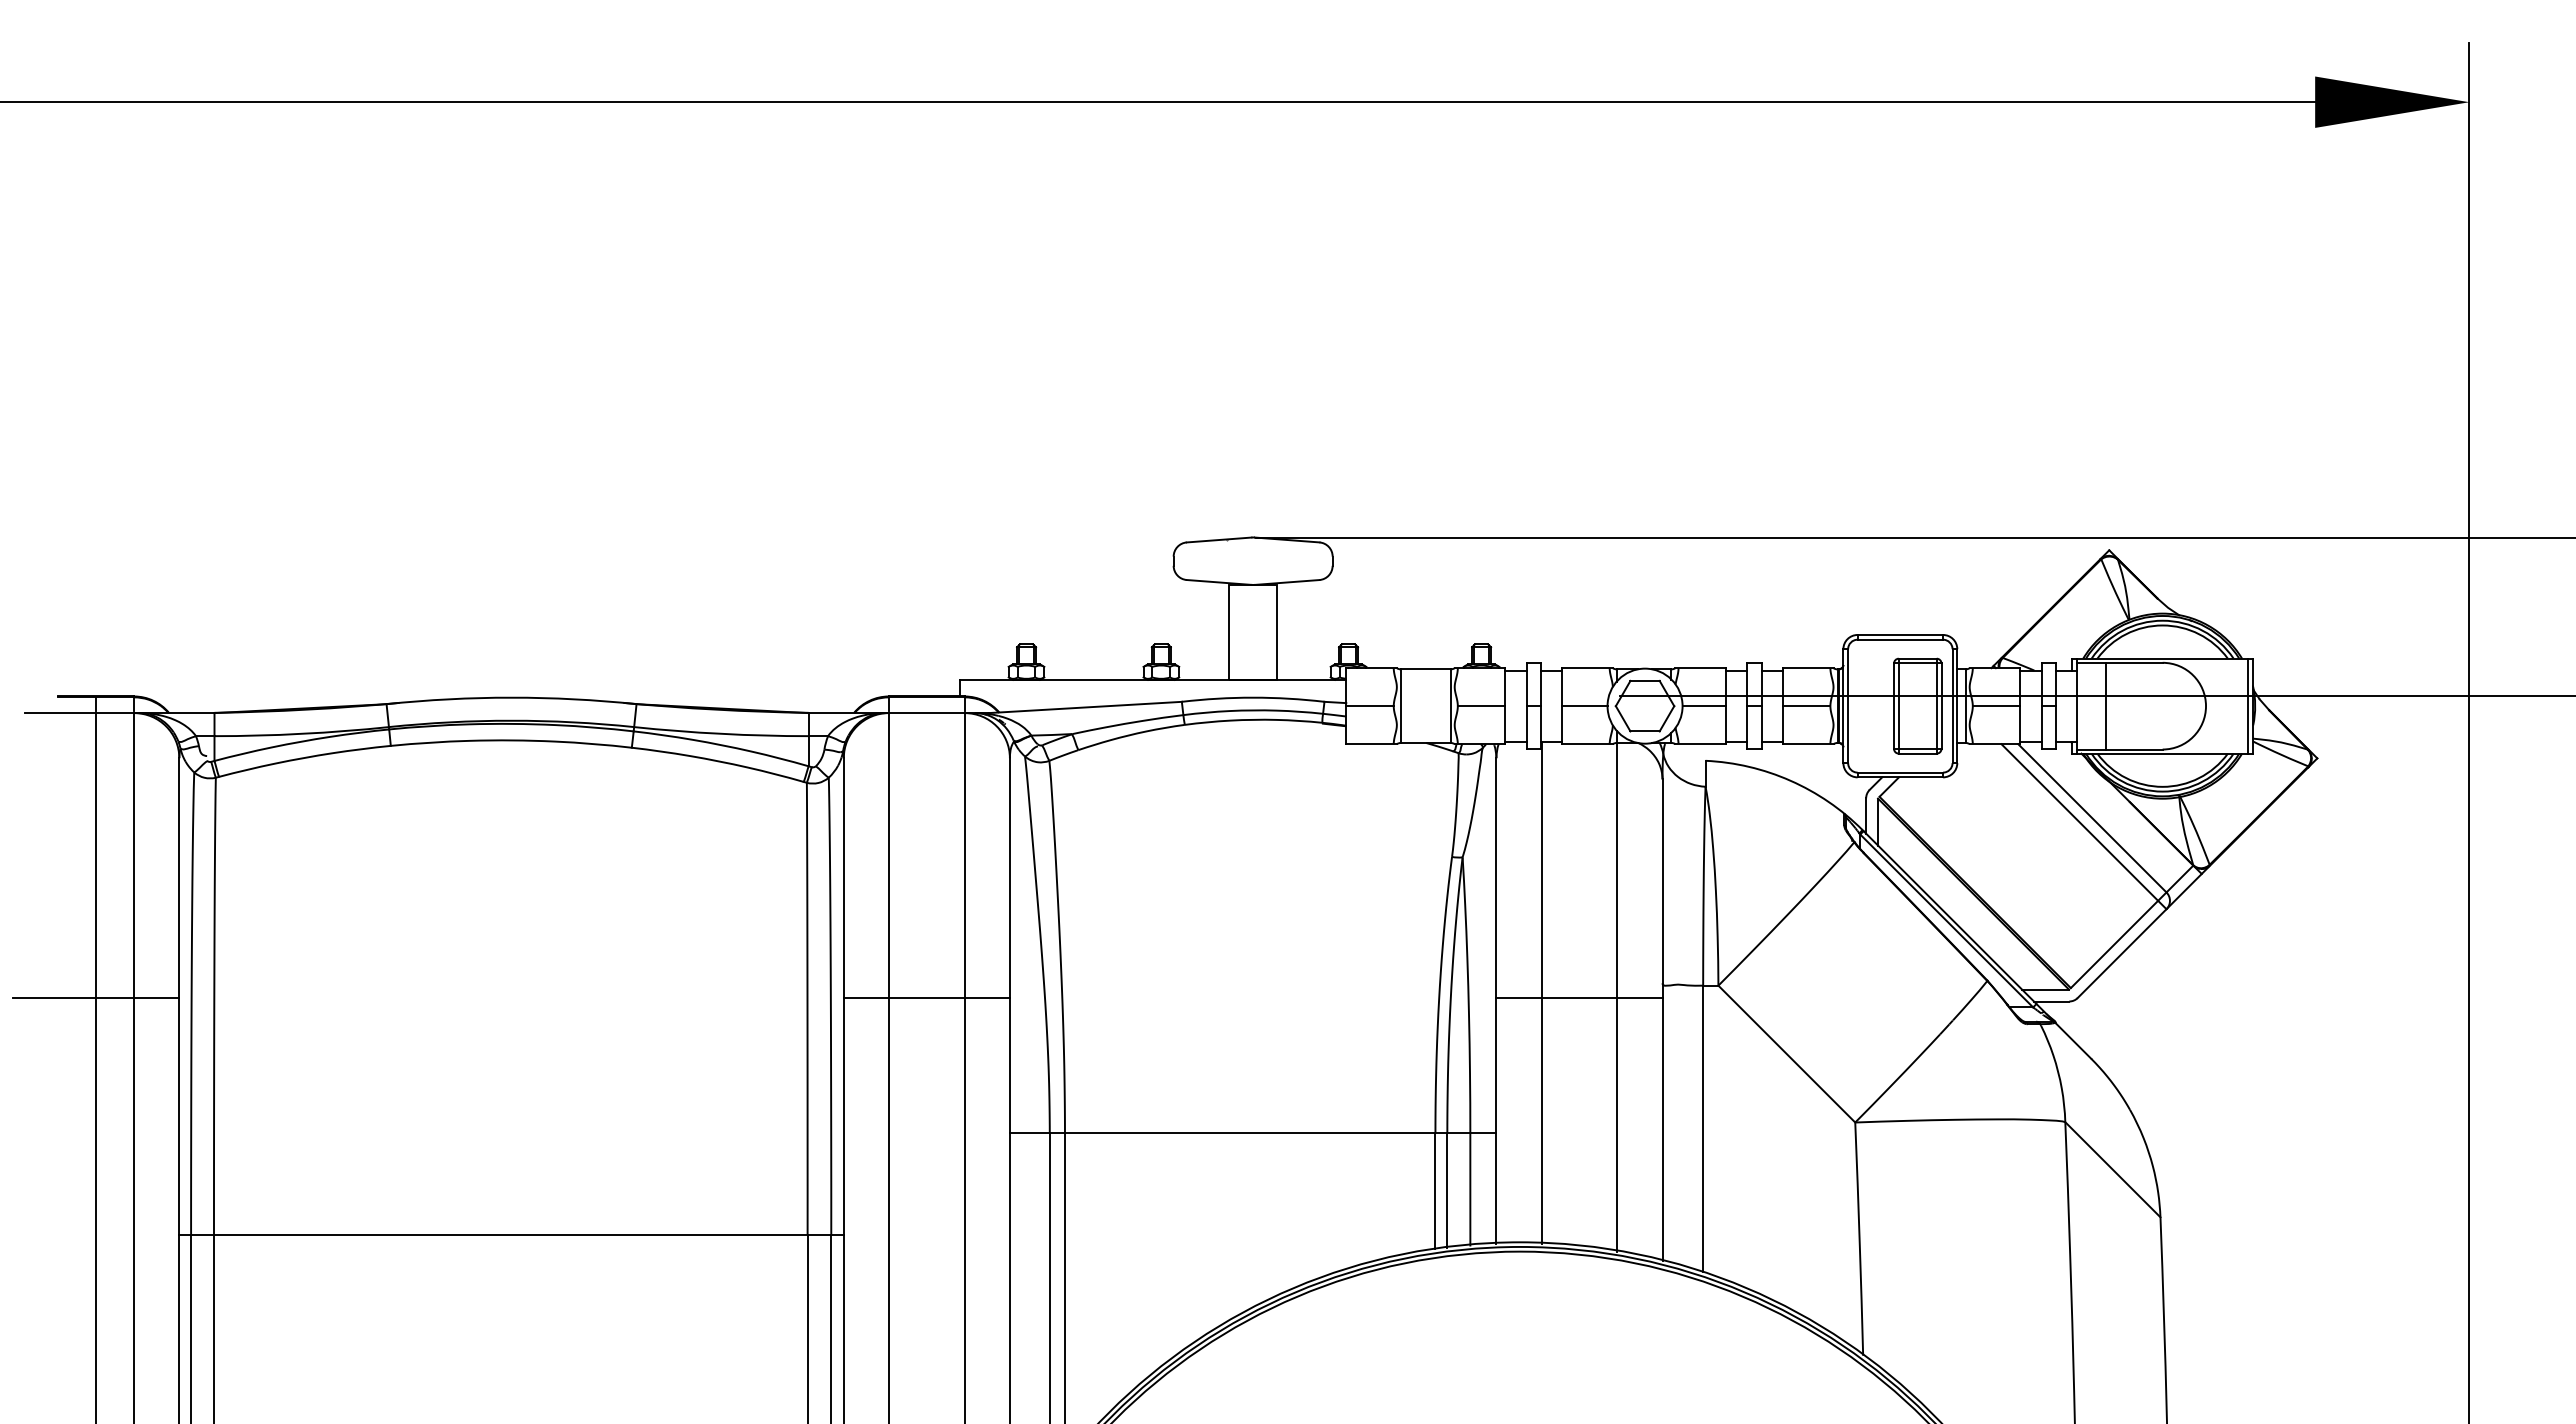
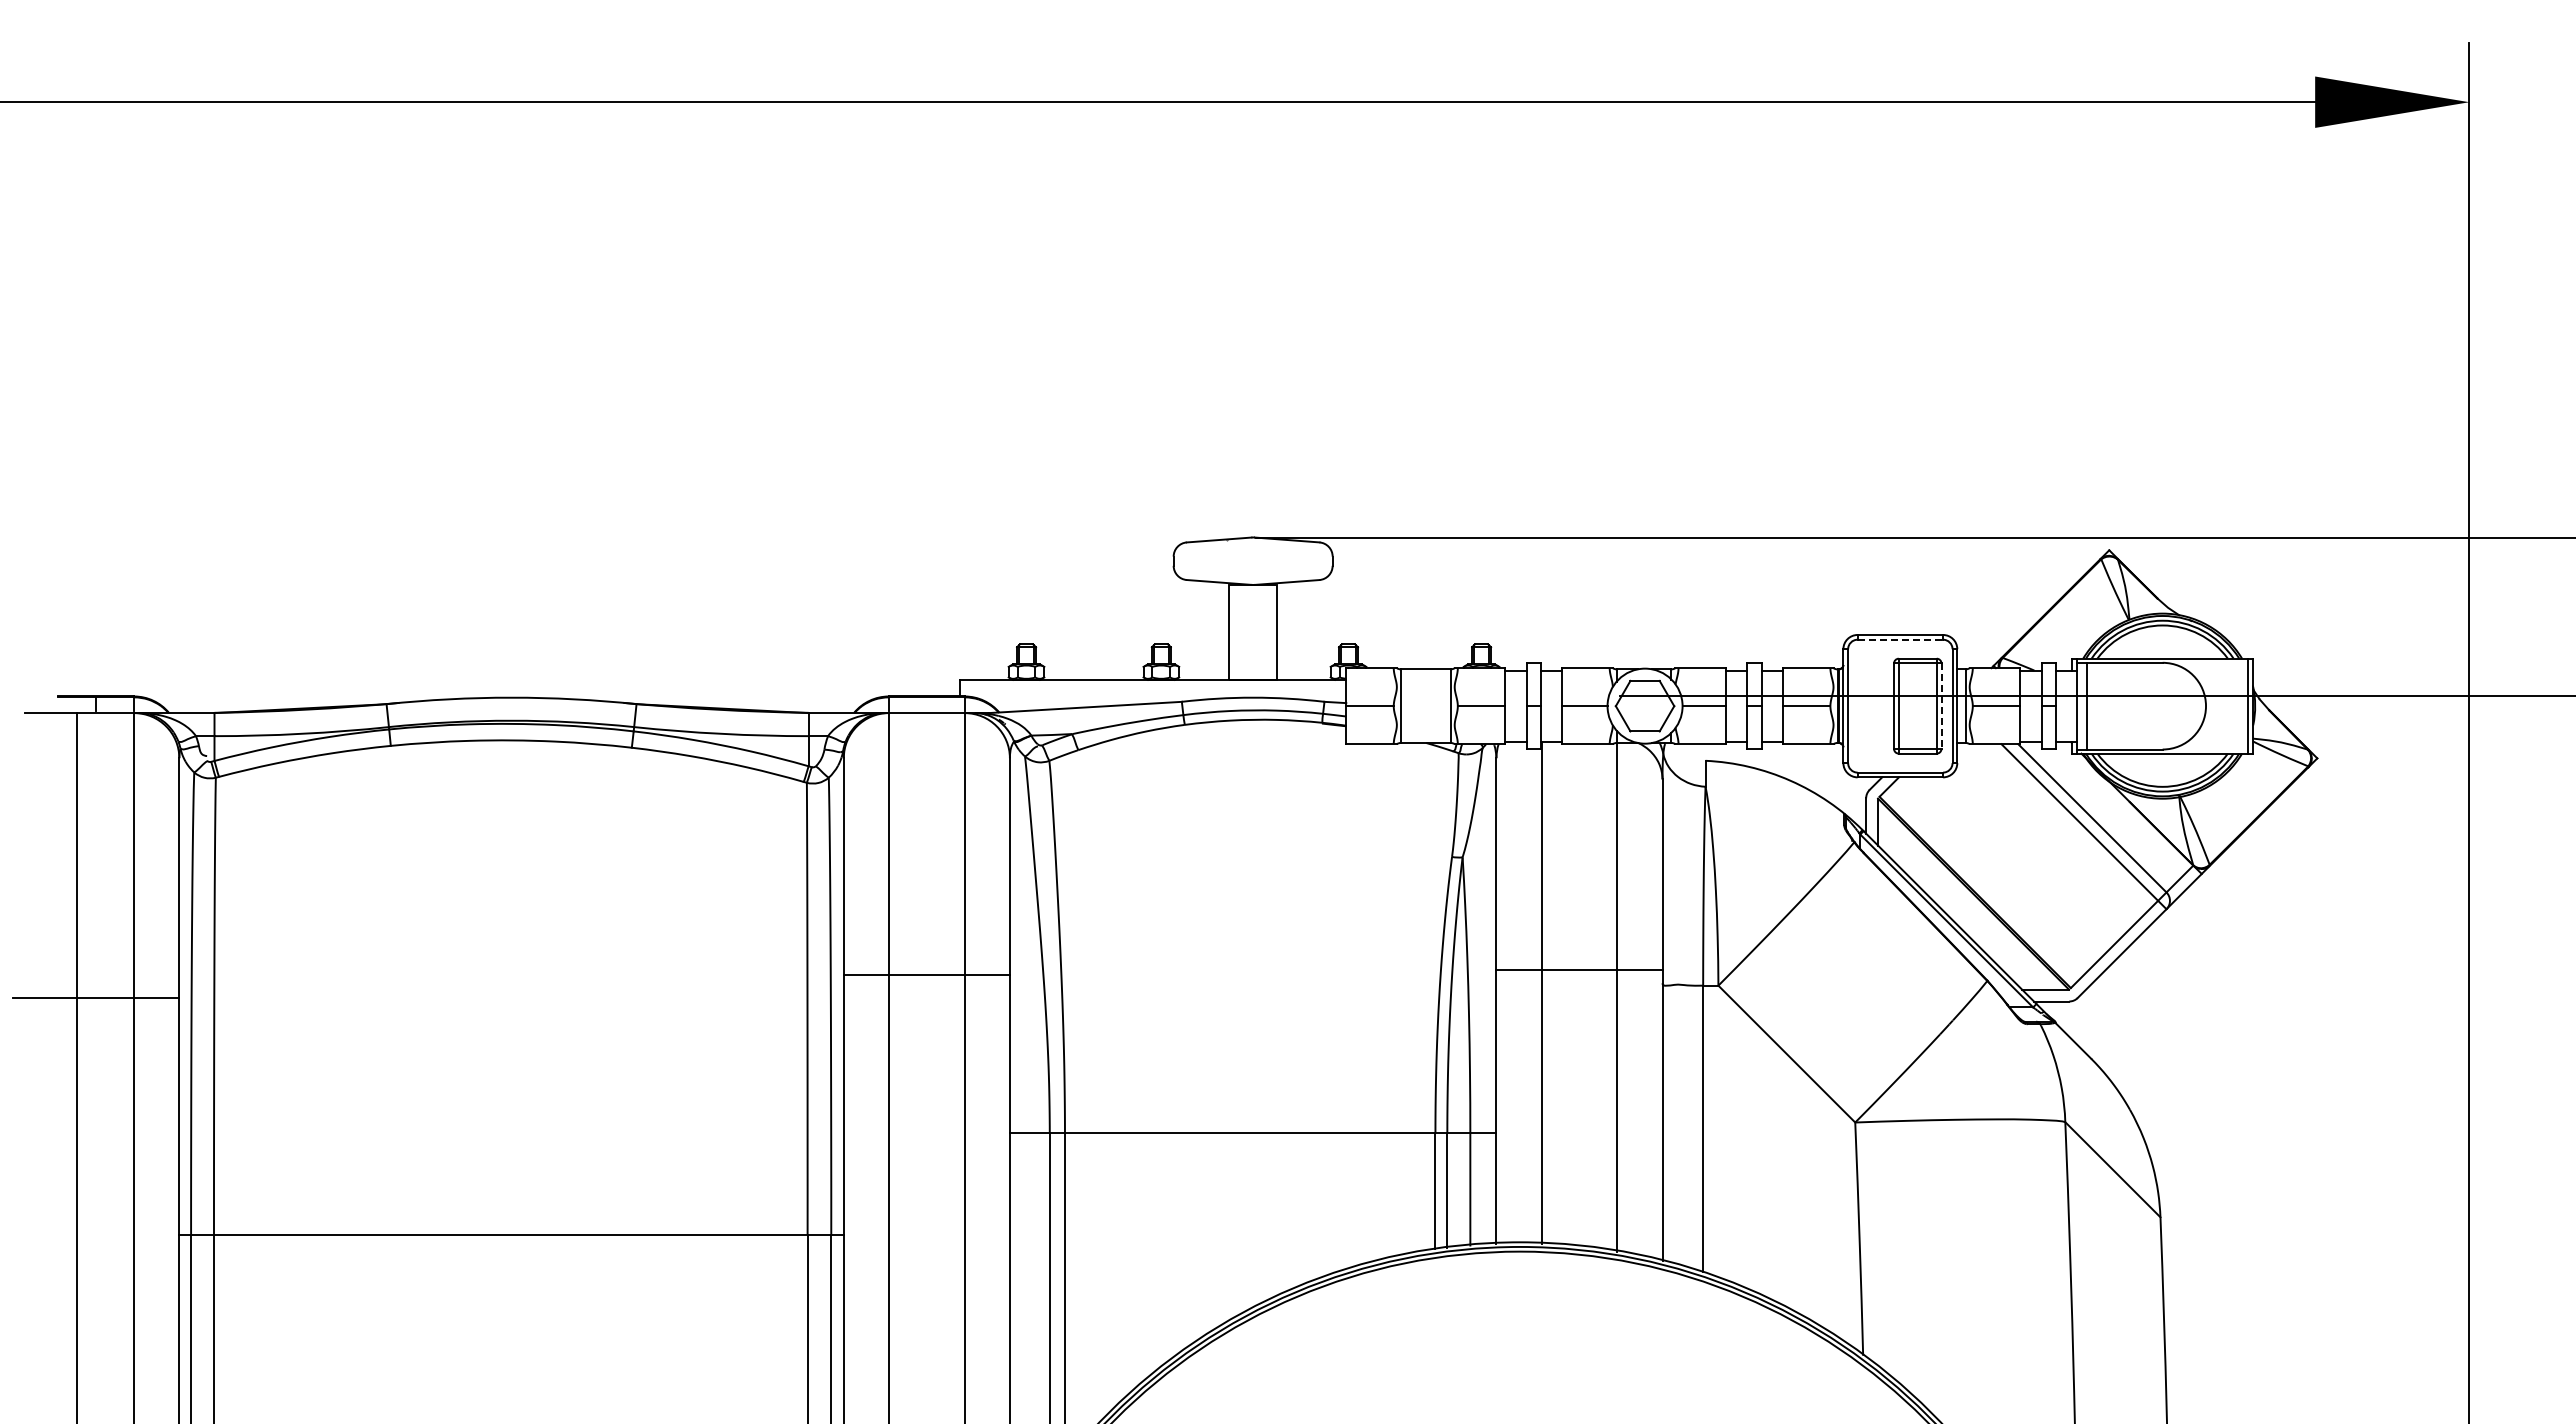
line: solid -> dashed (1900, 639)
line position: (2105, 705) -> (2086, 705) (2086, 705)
line: solid -> dashed (1941, 706)
line position: (926, 997) -> (926, 974) (926, 974)
line position: (1579, 997) -> (1579, 969) (1579, 969)
line position: (96, 1066) -> (77, 1066) (77, 1066)
